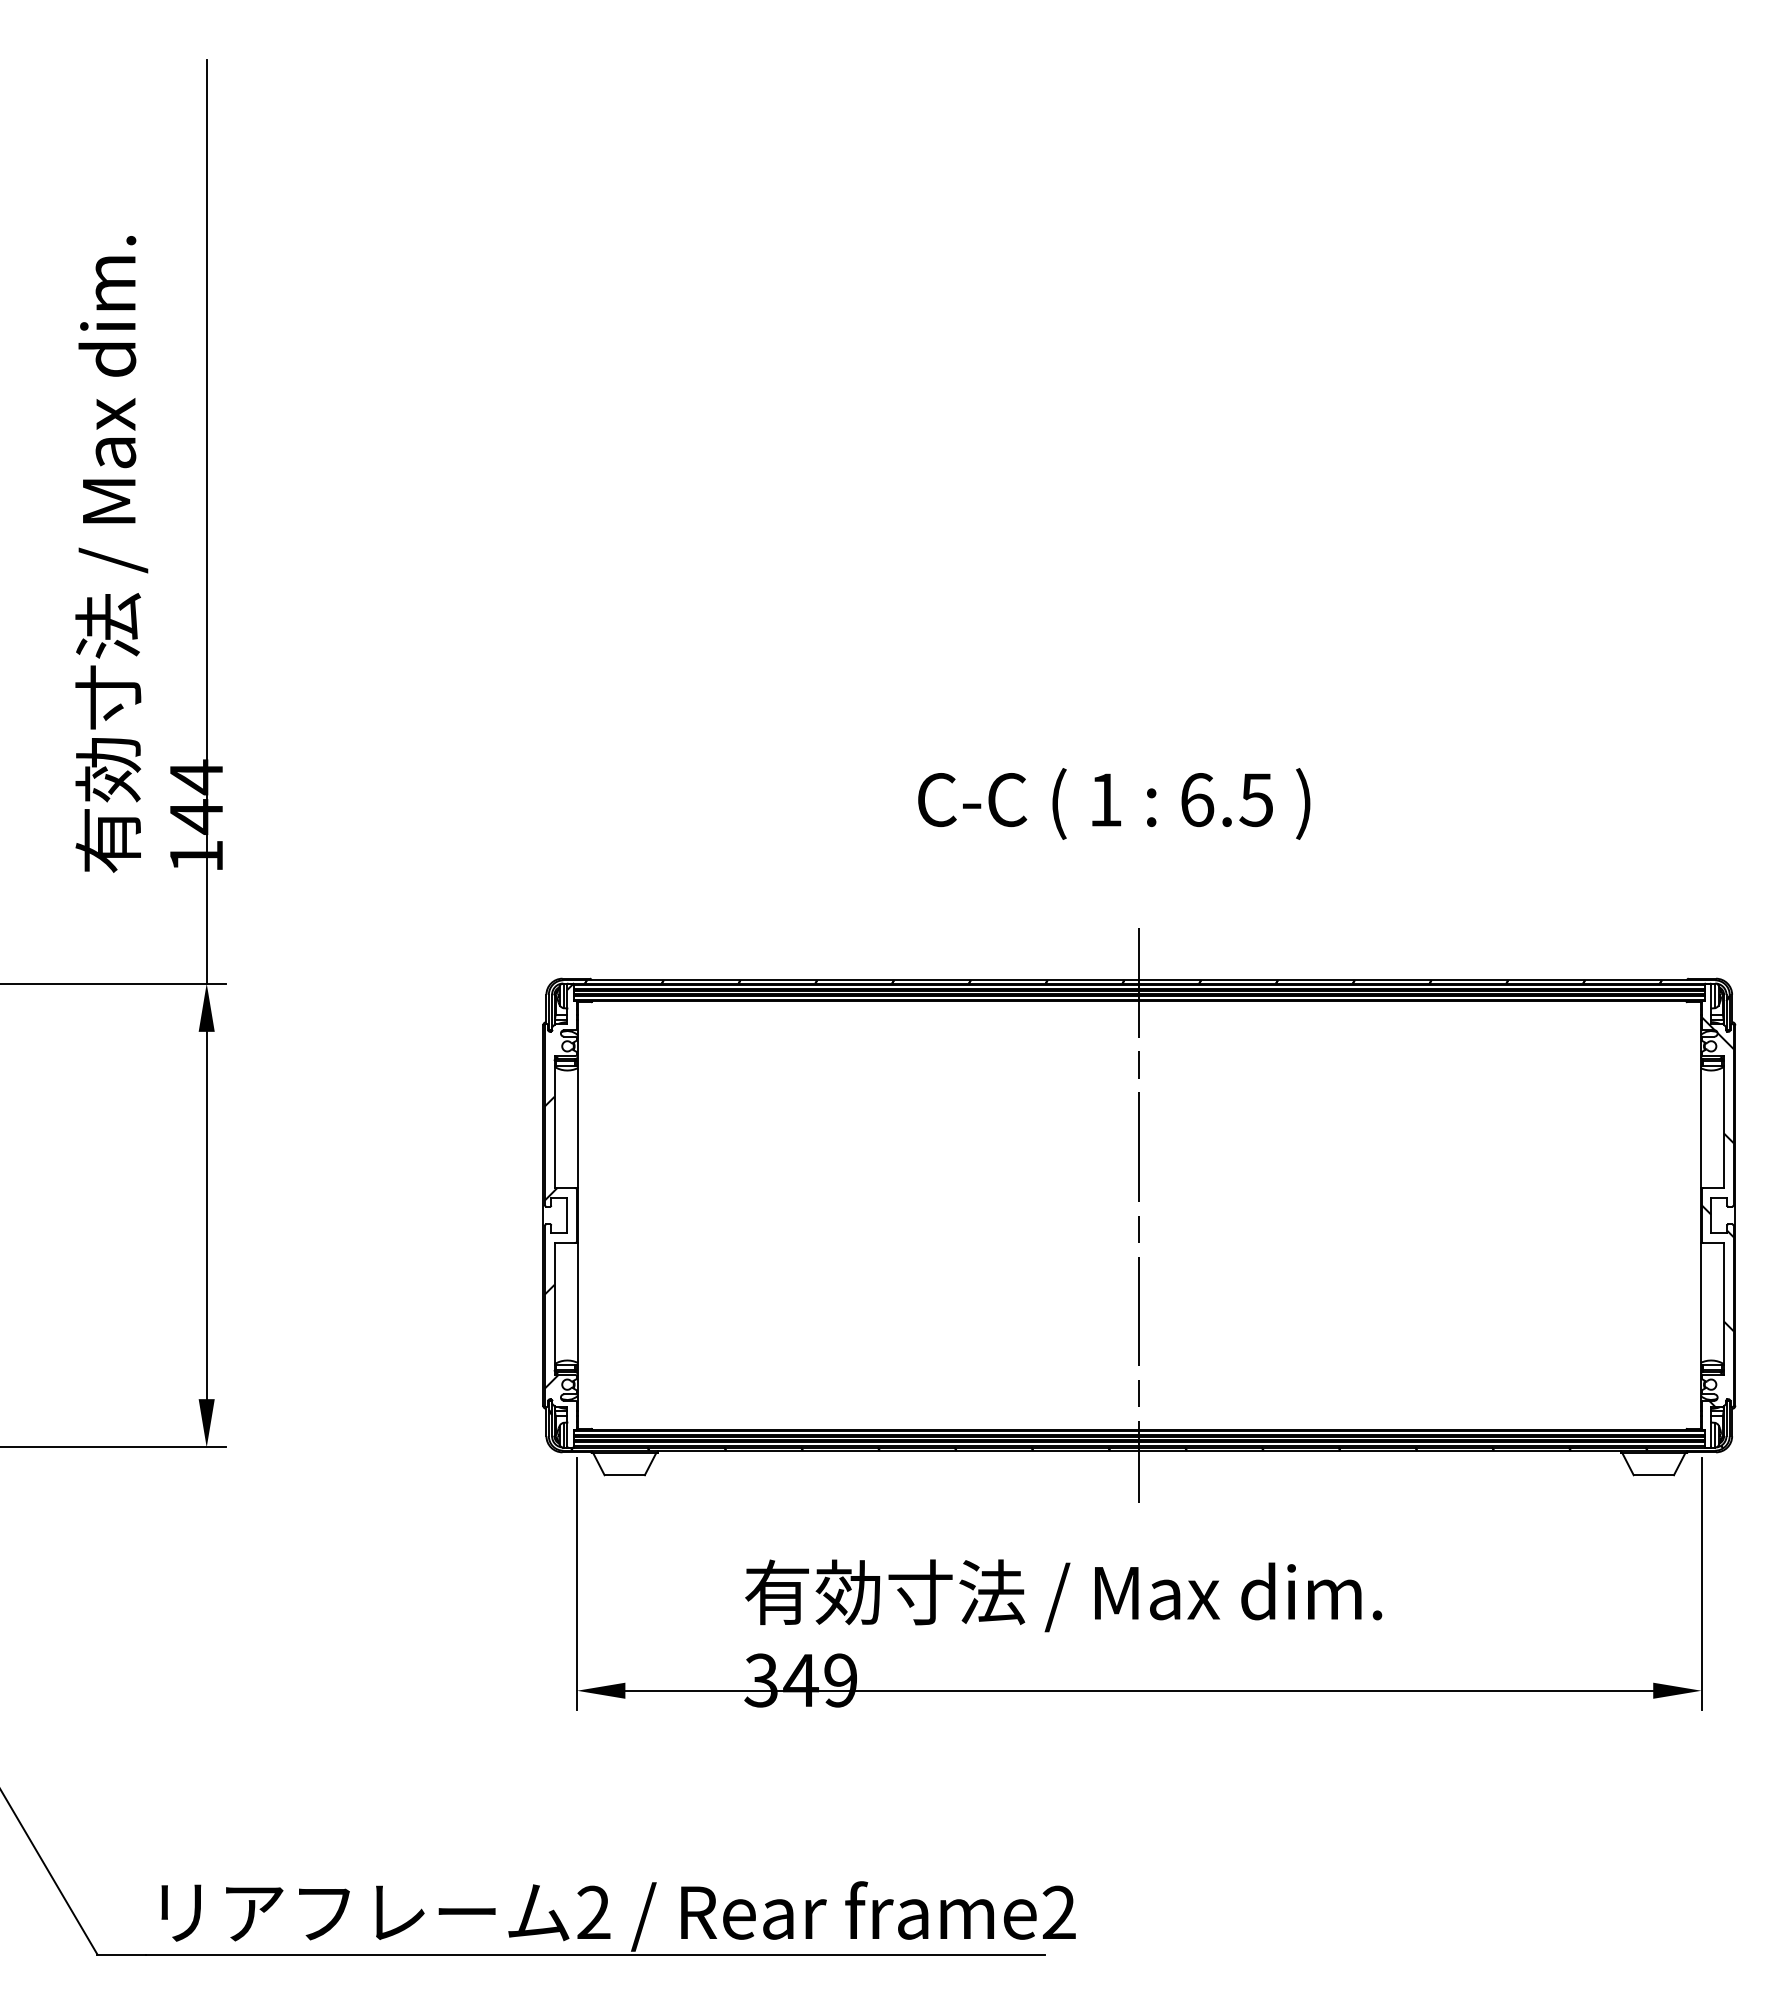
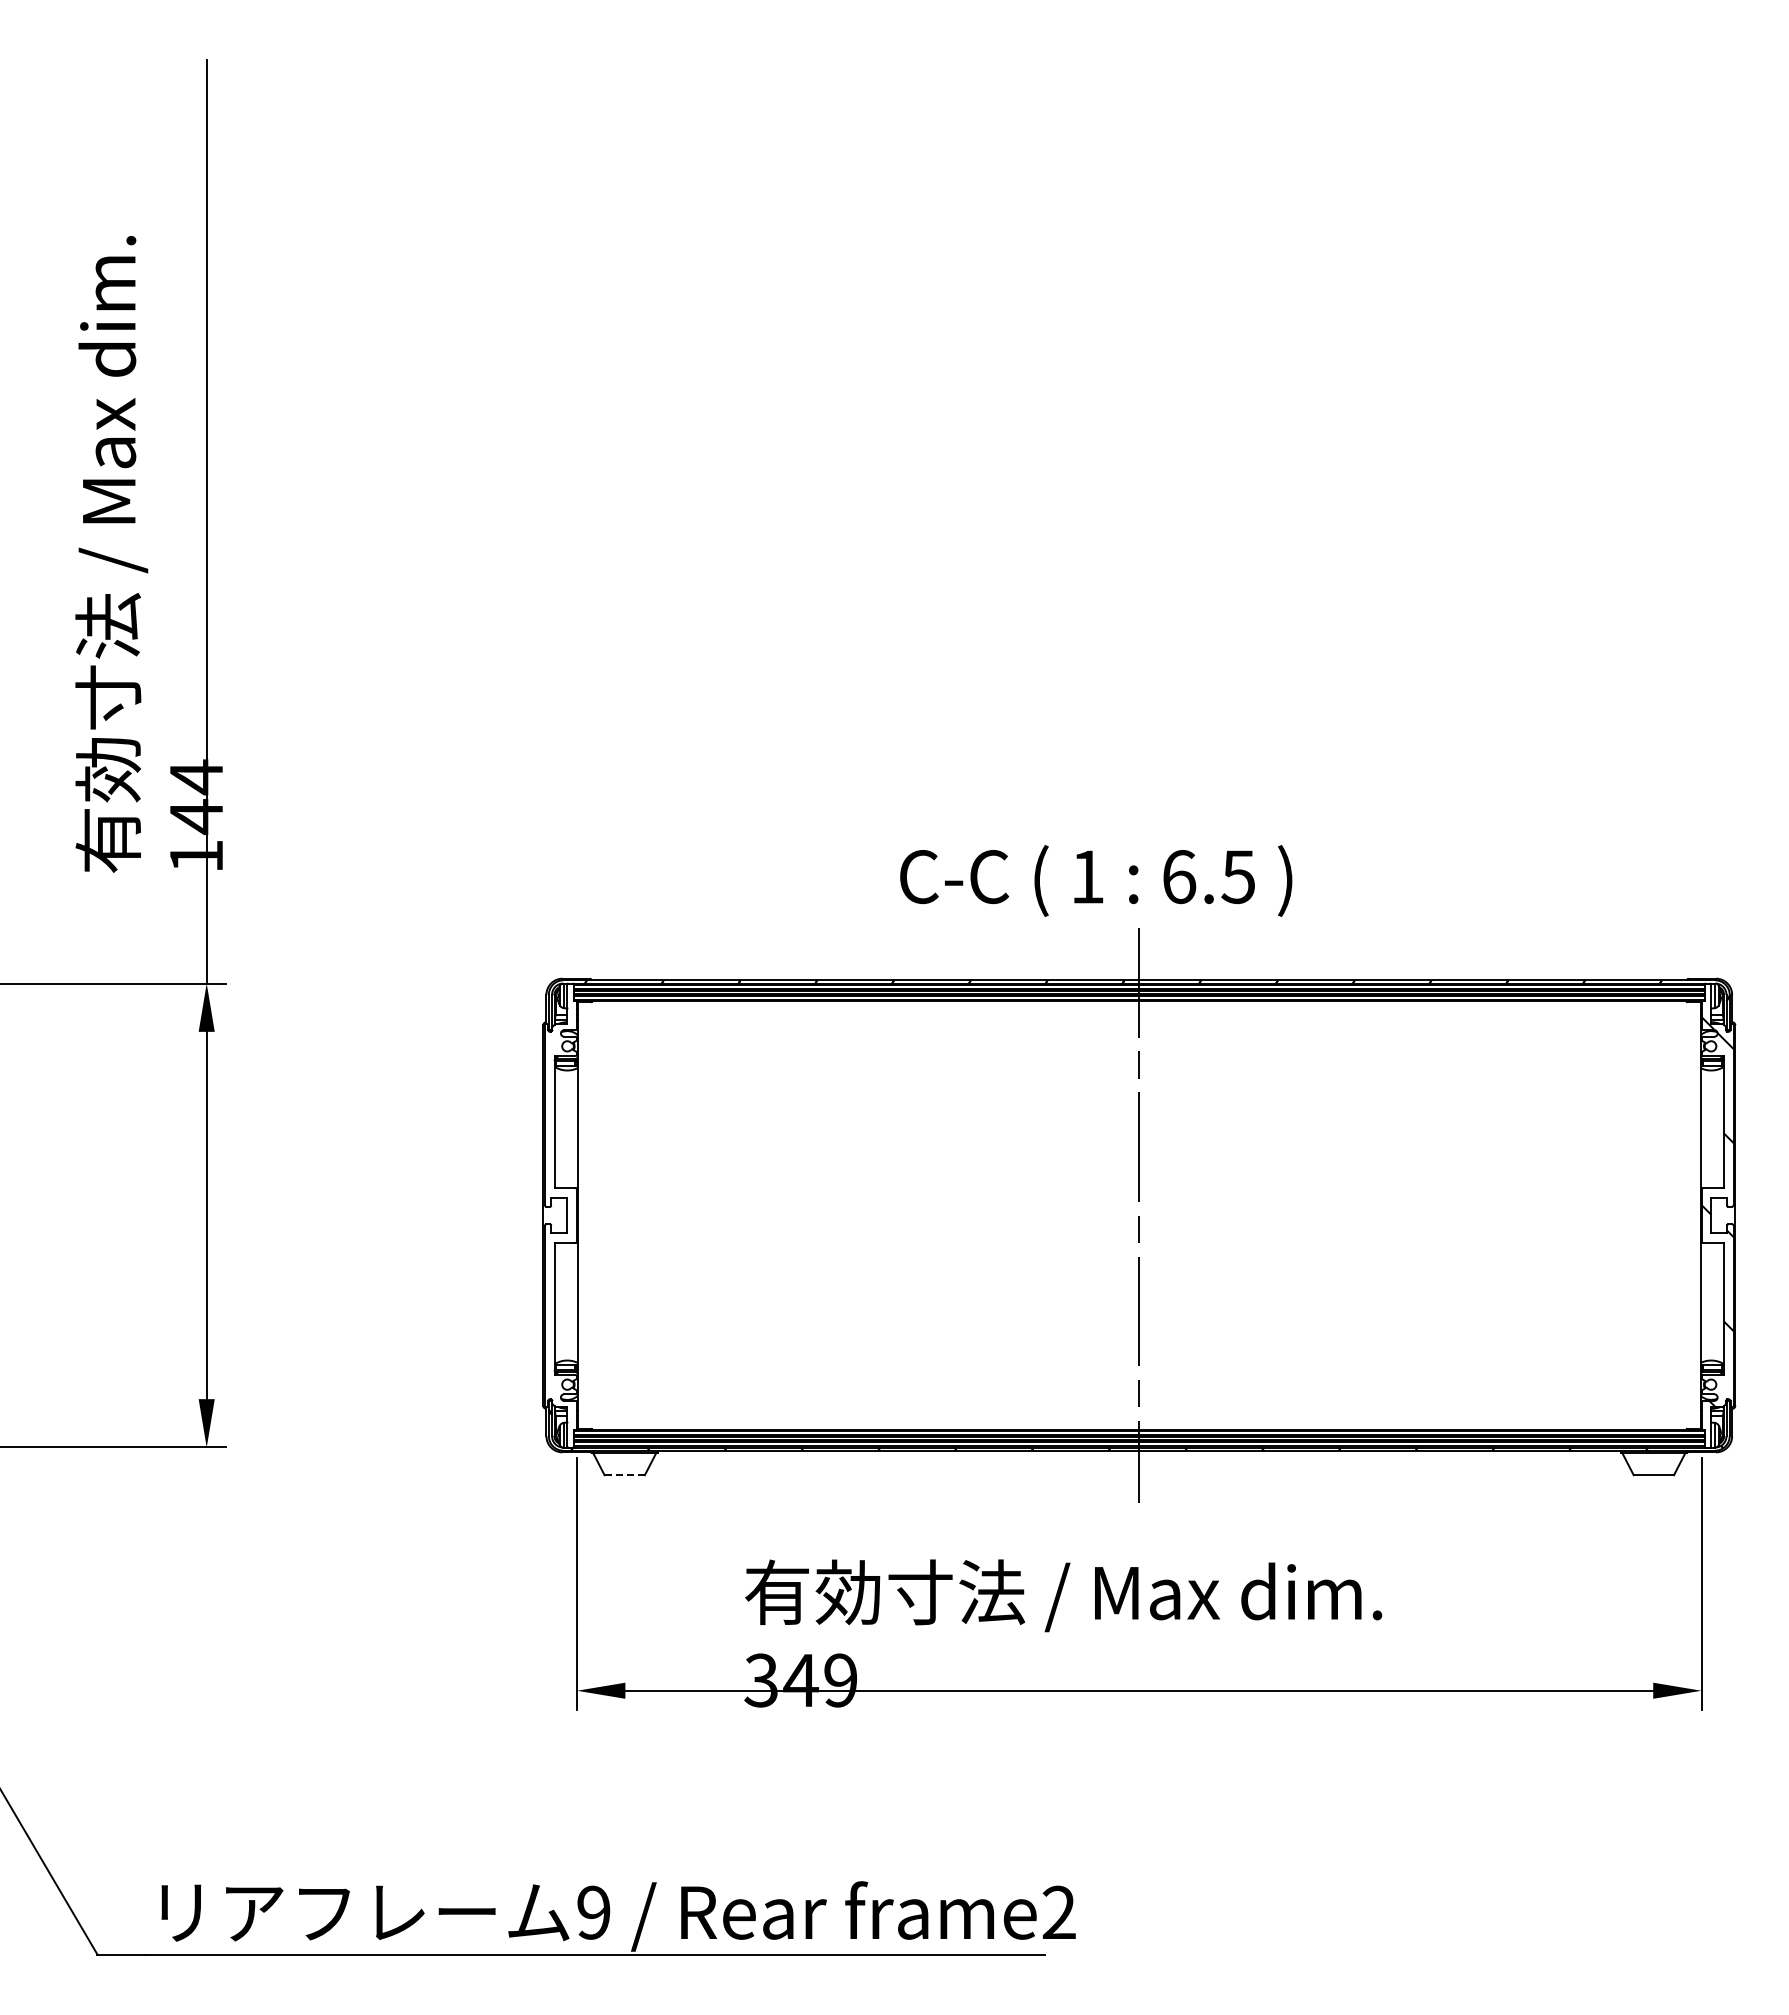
text position: (1114, 803) -> (1096, 880) (1096, 880)
hatch: present -> none (558, 1185)
line: solid -> dashed (625, 1475)
text: 2 -> 9 (593, 1912)
